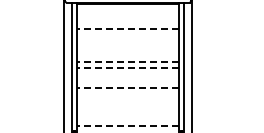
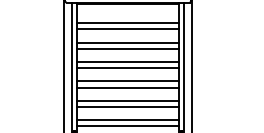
line: none -> present (127, 23)
line: dashed -> solid (127, 29)
line: none -> present (127, 42)
line: none -> present (127, 48)
line: dashed -> solid (127, 62)
line: dashed -> solid (127, 68)
line: none -> present (127, 81)
line: dashed -> solid (127, 87)
line: none -> present (127, 100)
line: none -> present (127, 106)
line: none -> present (127, 120)
line: dashed -> solid (127, 126)
